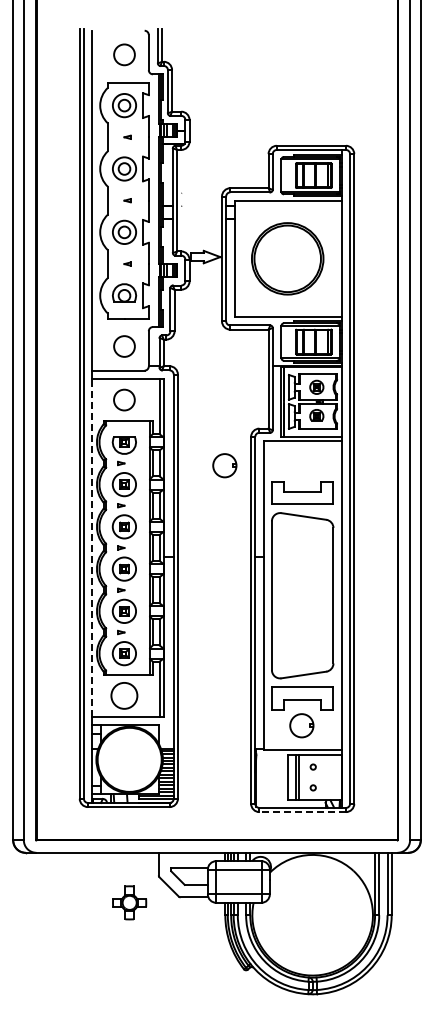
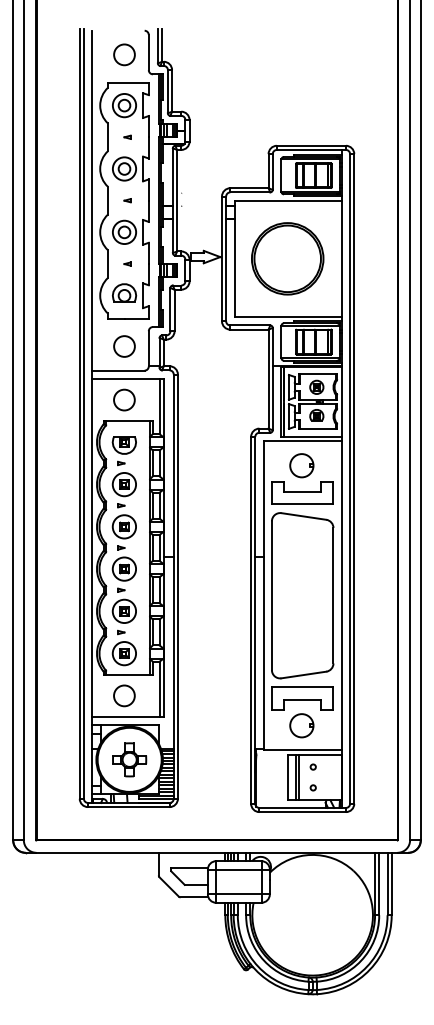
part position: (224, 465) -> (301, 465) (301, 465)
line: dashed -> solid (92, 547)
circle size: 29x28 px -> 23x24 px (124, 695)
line: dashed -> solid (302, 812)
part position: (129, 902) -> (129, 759) (129, 759)
